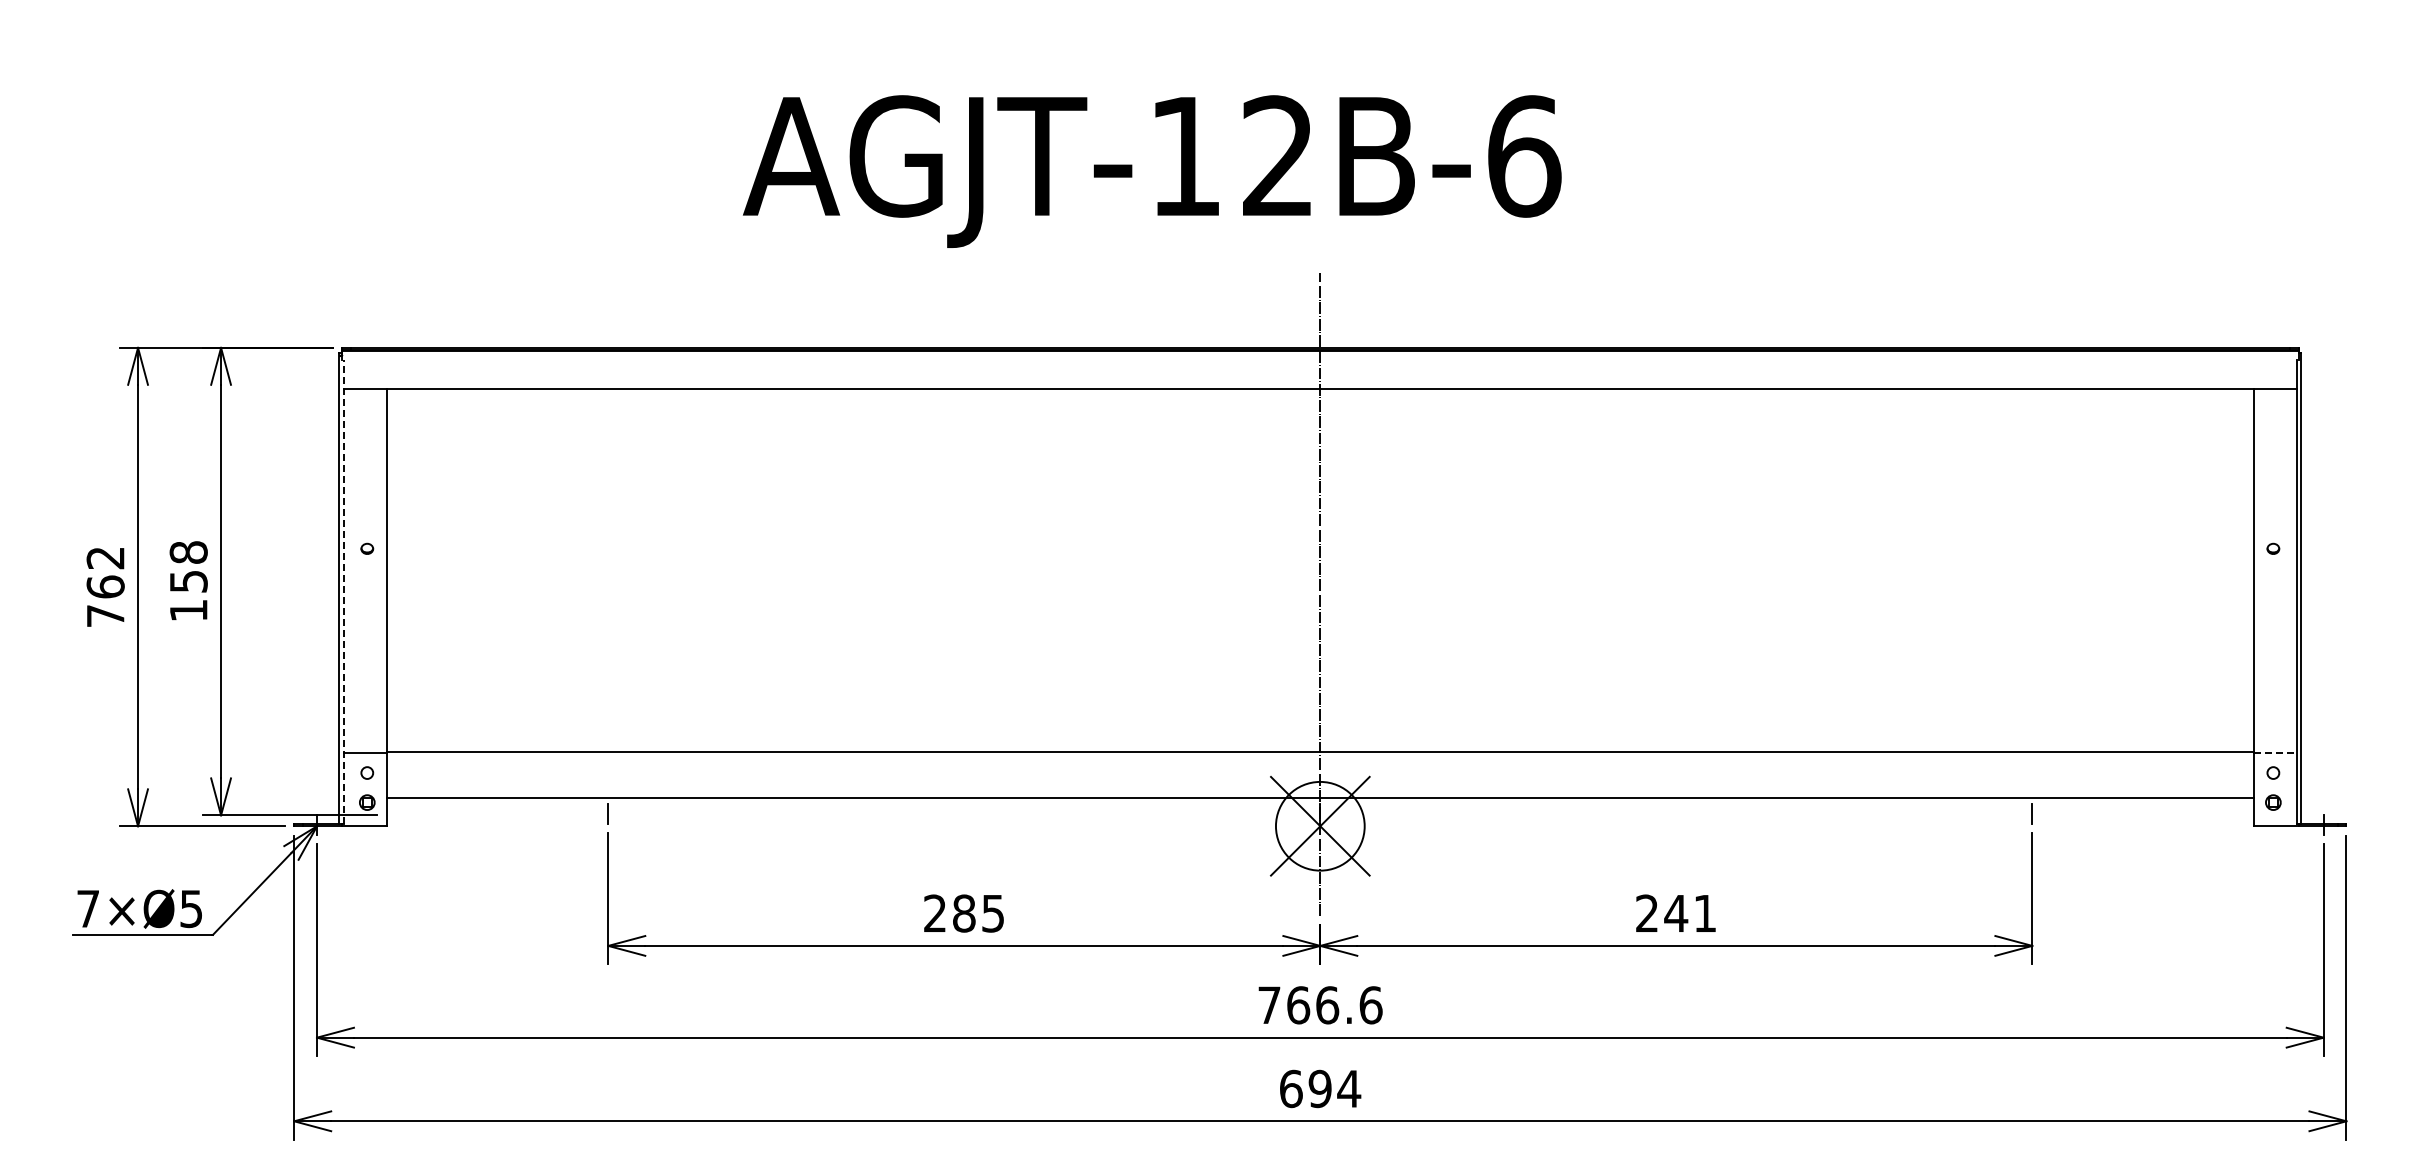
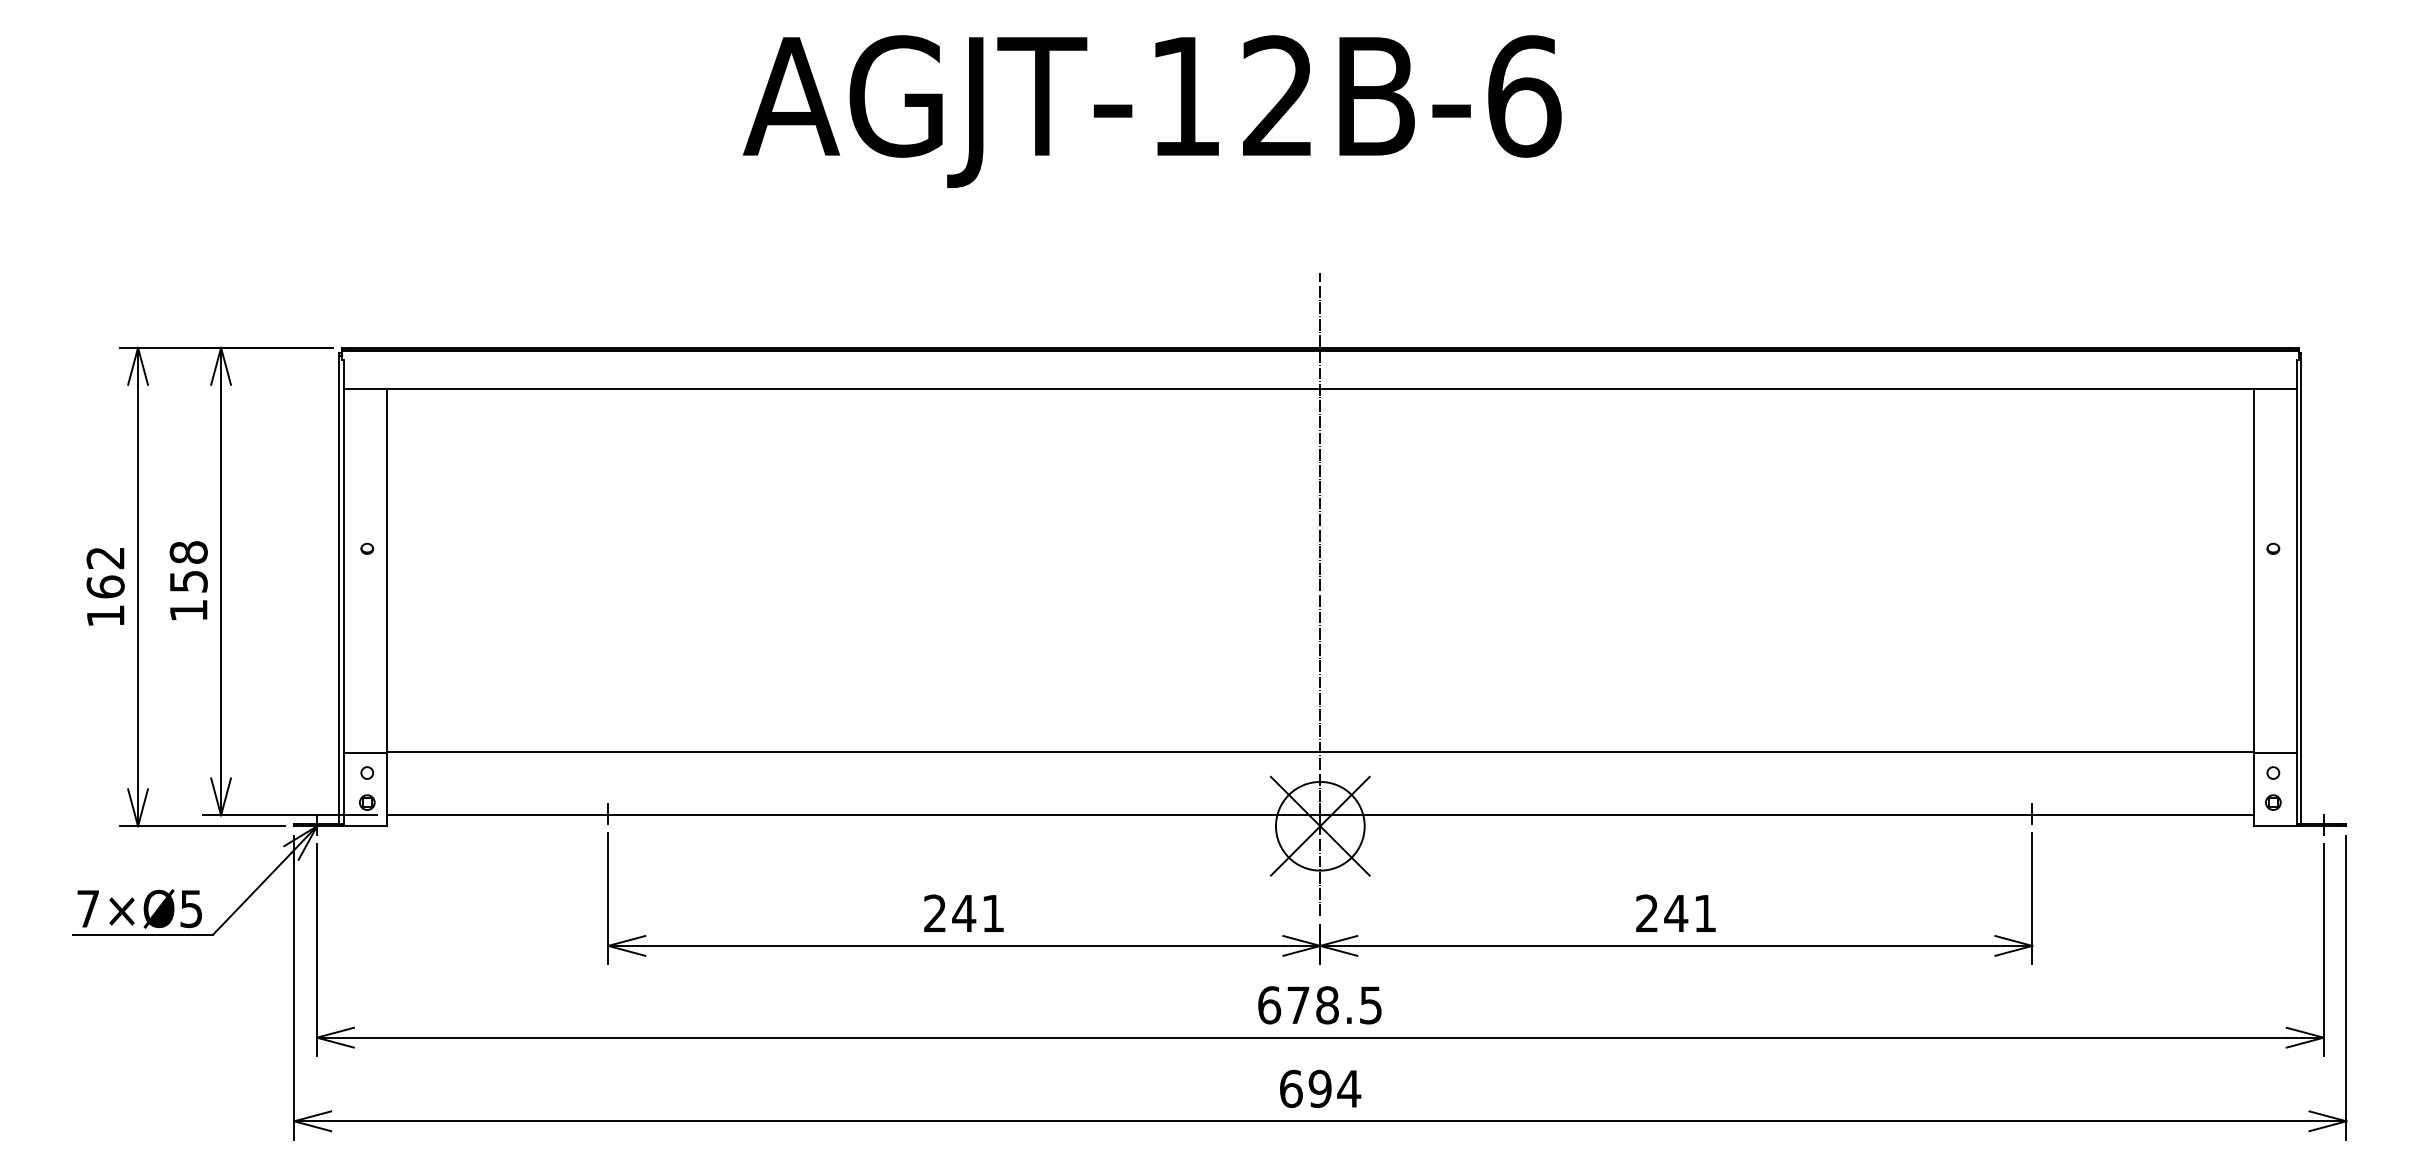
text position: (1152, 171) -> (1152, 111) (1152, 111)
line: dashed -> solid (343, 591)
text: 762 -> 162 (105, 615)
line: dashed -> solid (2275, 752)
line position: (1320, 798) -> (1320, 815) (1320, 815)
text: 285 -> 241 (977, 913)
text: 766.6 -> 678.5 (1320, 1005)
